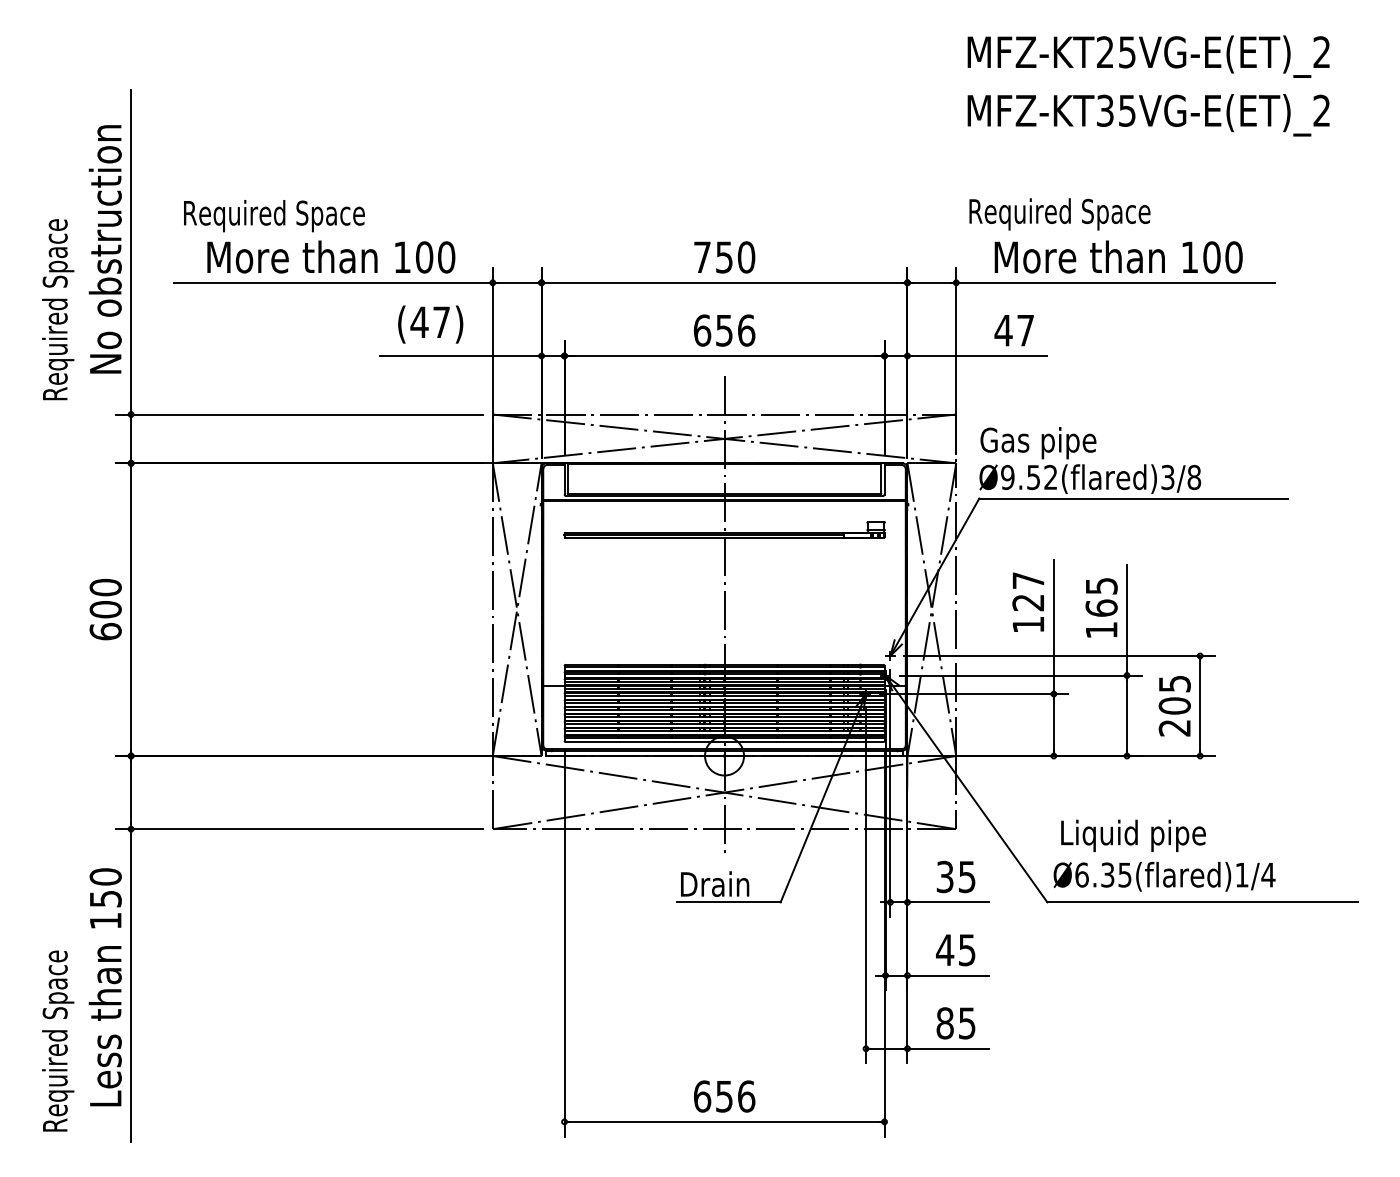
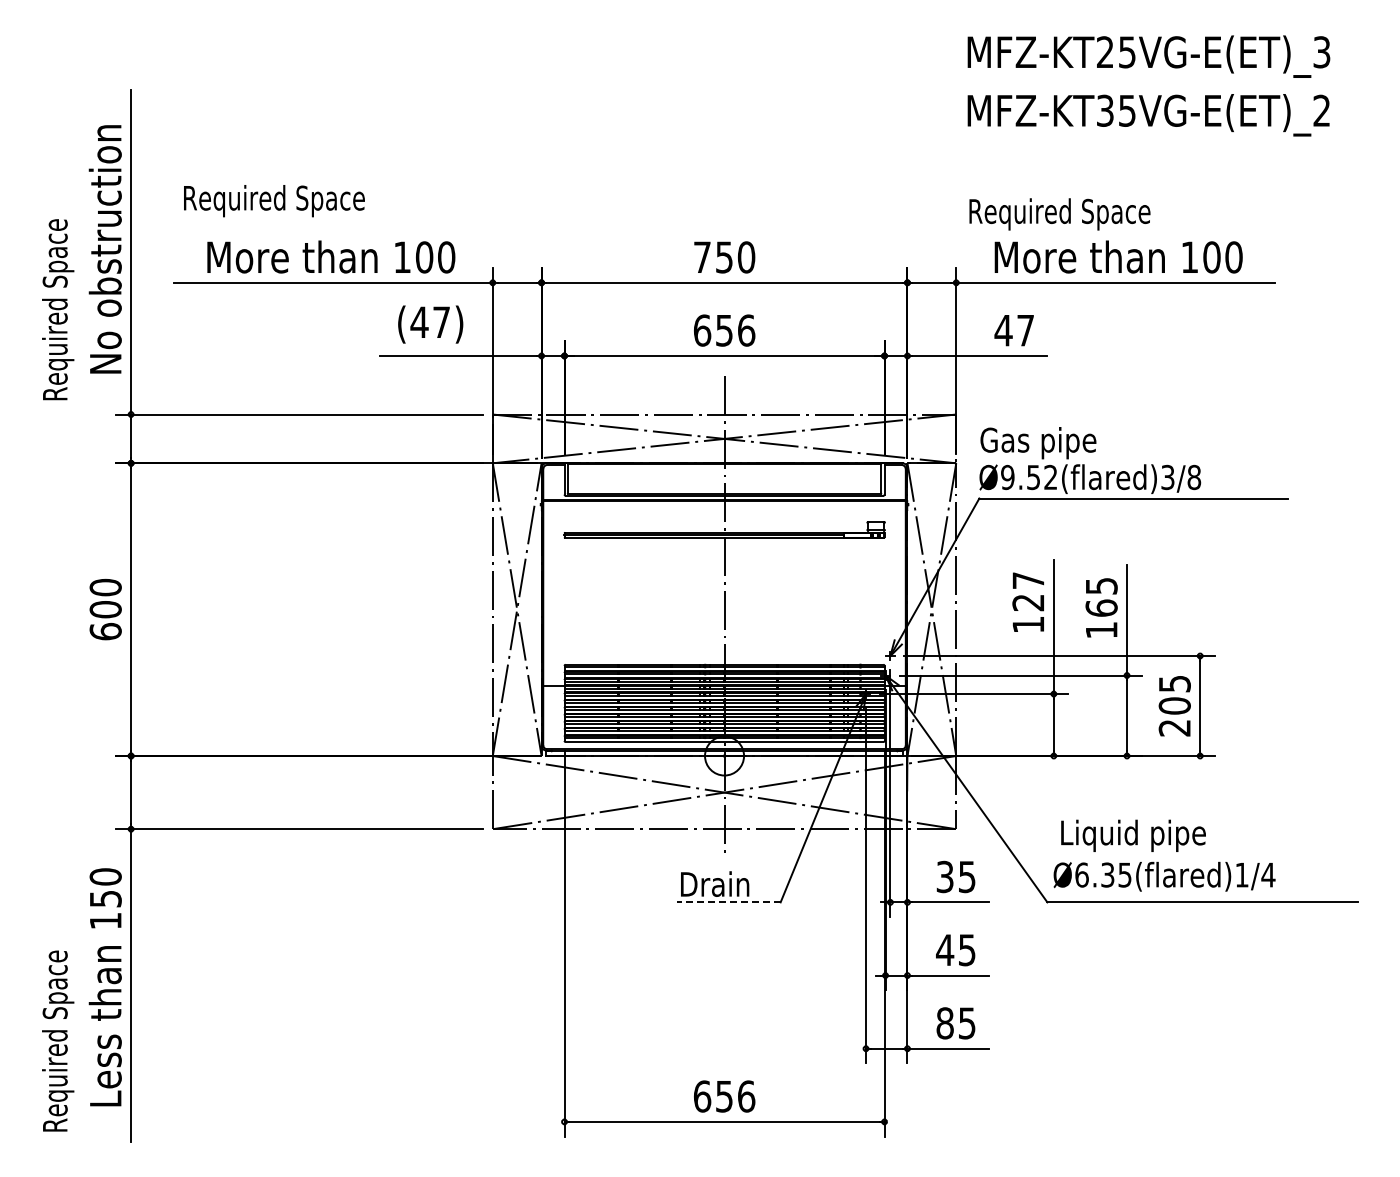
text: MFZ-KT25VG-E(ET)_2 -> MFZ-KT25VG-E(ET)_3 (1321, 52)
text position: (274, 216) -> (274, 201) (274, 201)
line: solid -> dashed (728, 902)
